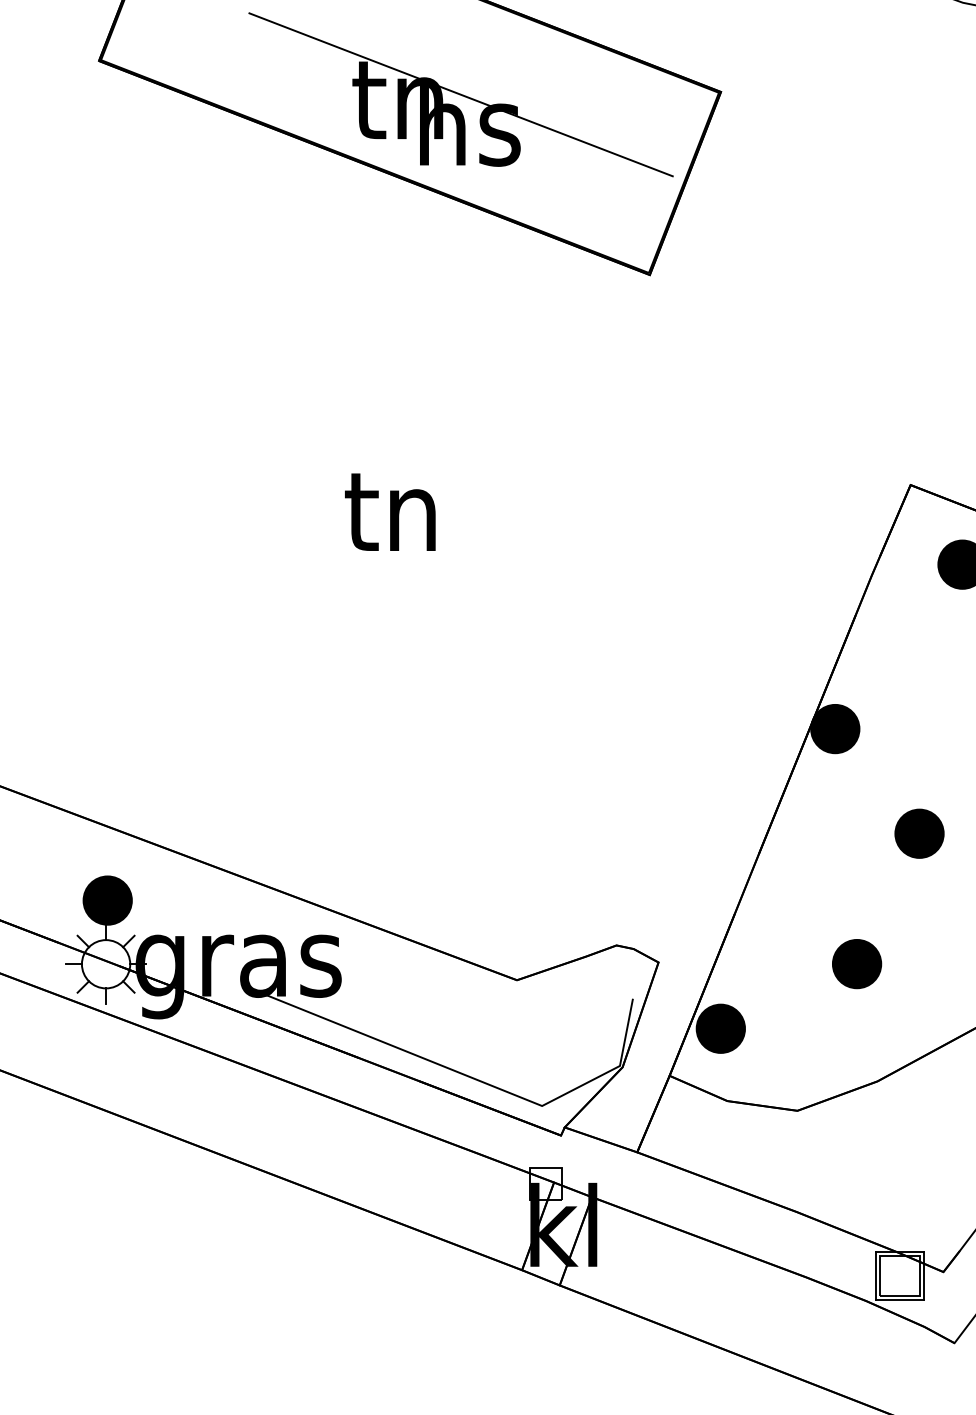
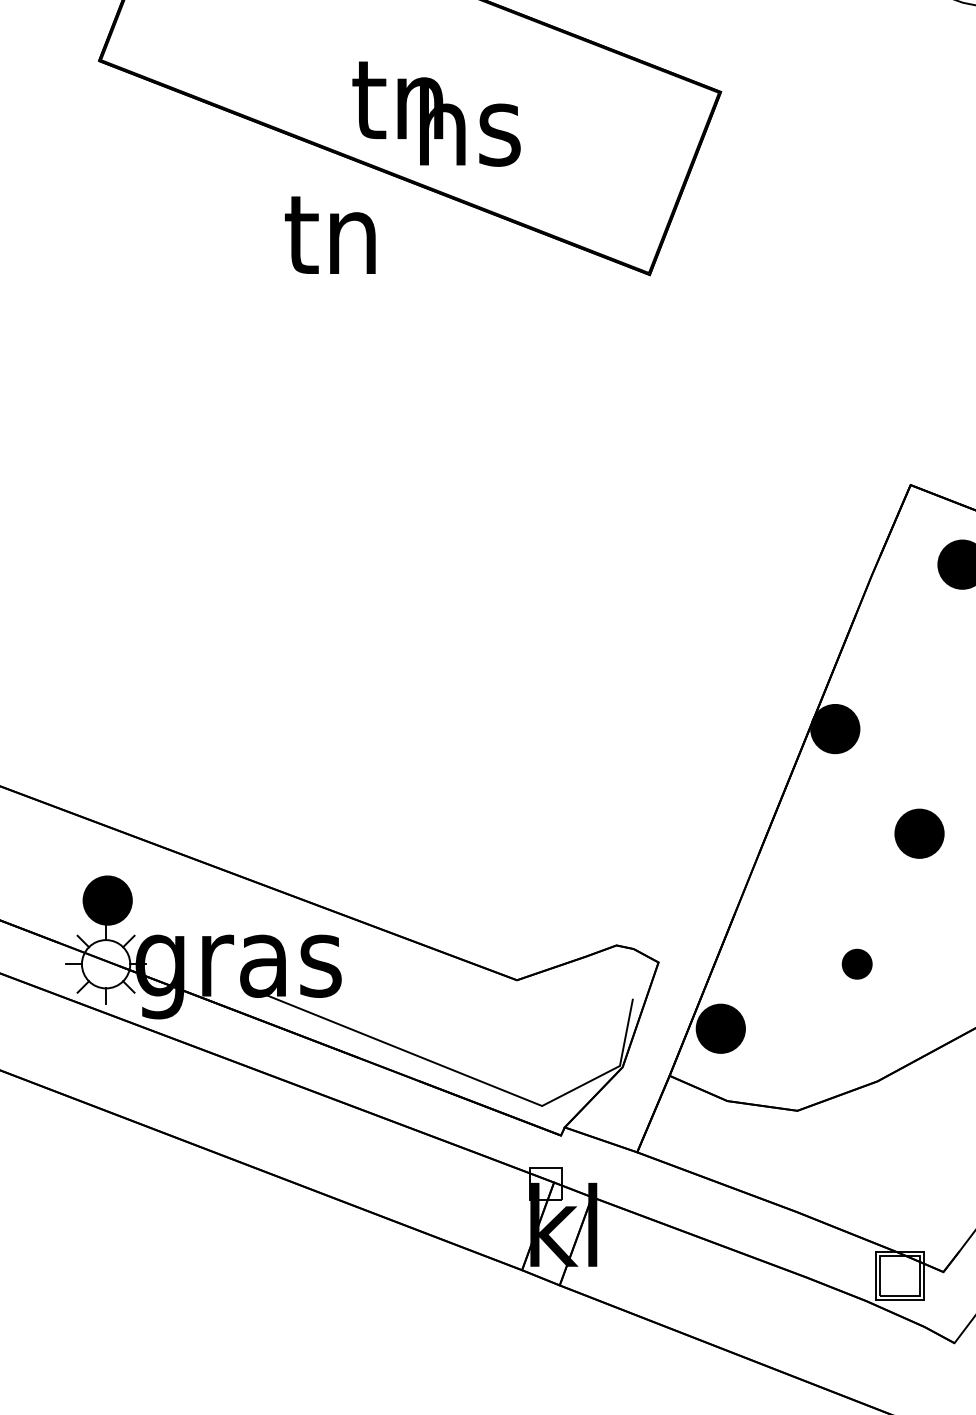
line: present -> none (460, 94)
text position: (390, 511) -> (330, 234) (330, 234)
part size: 51x51 px -> 32x32 px (856, 963)
